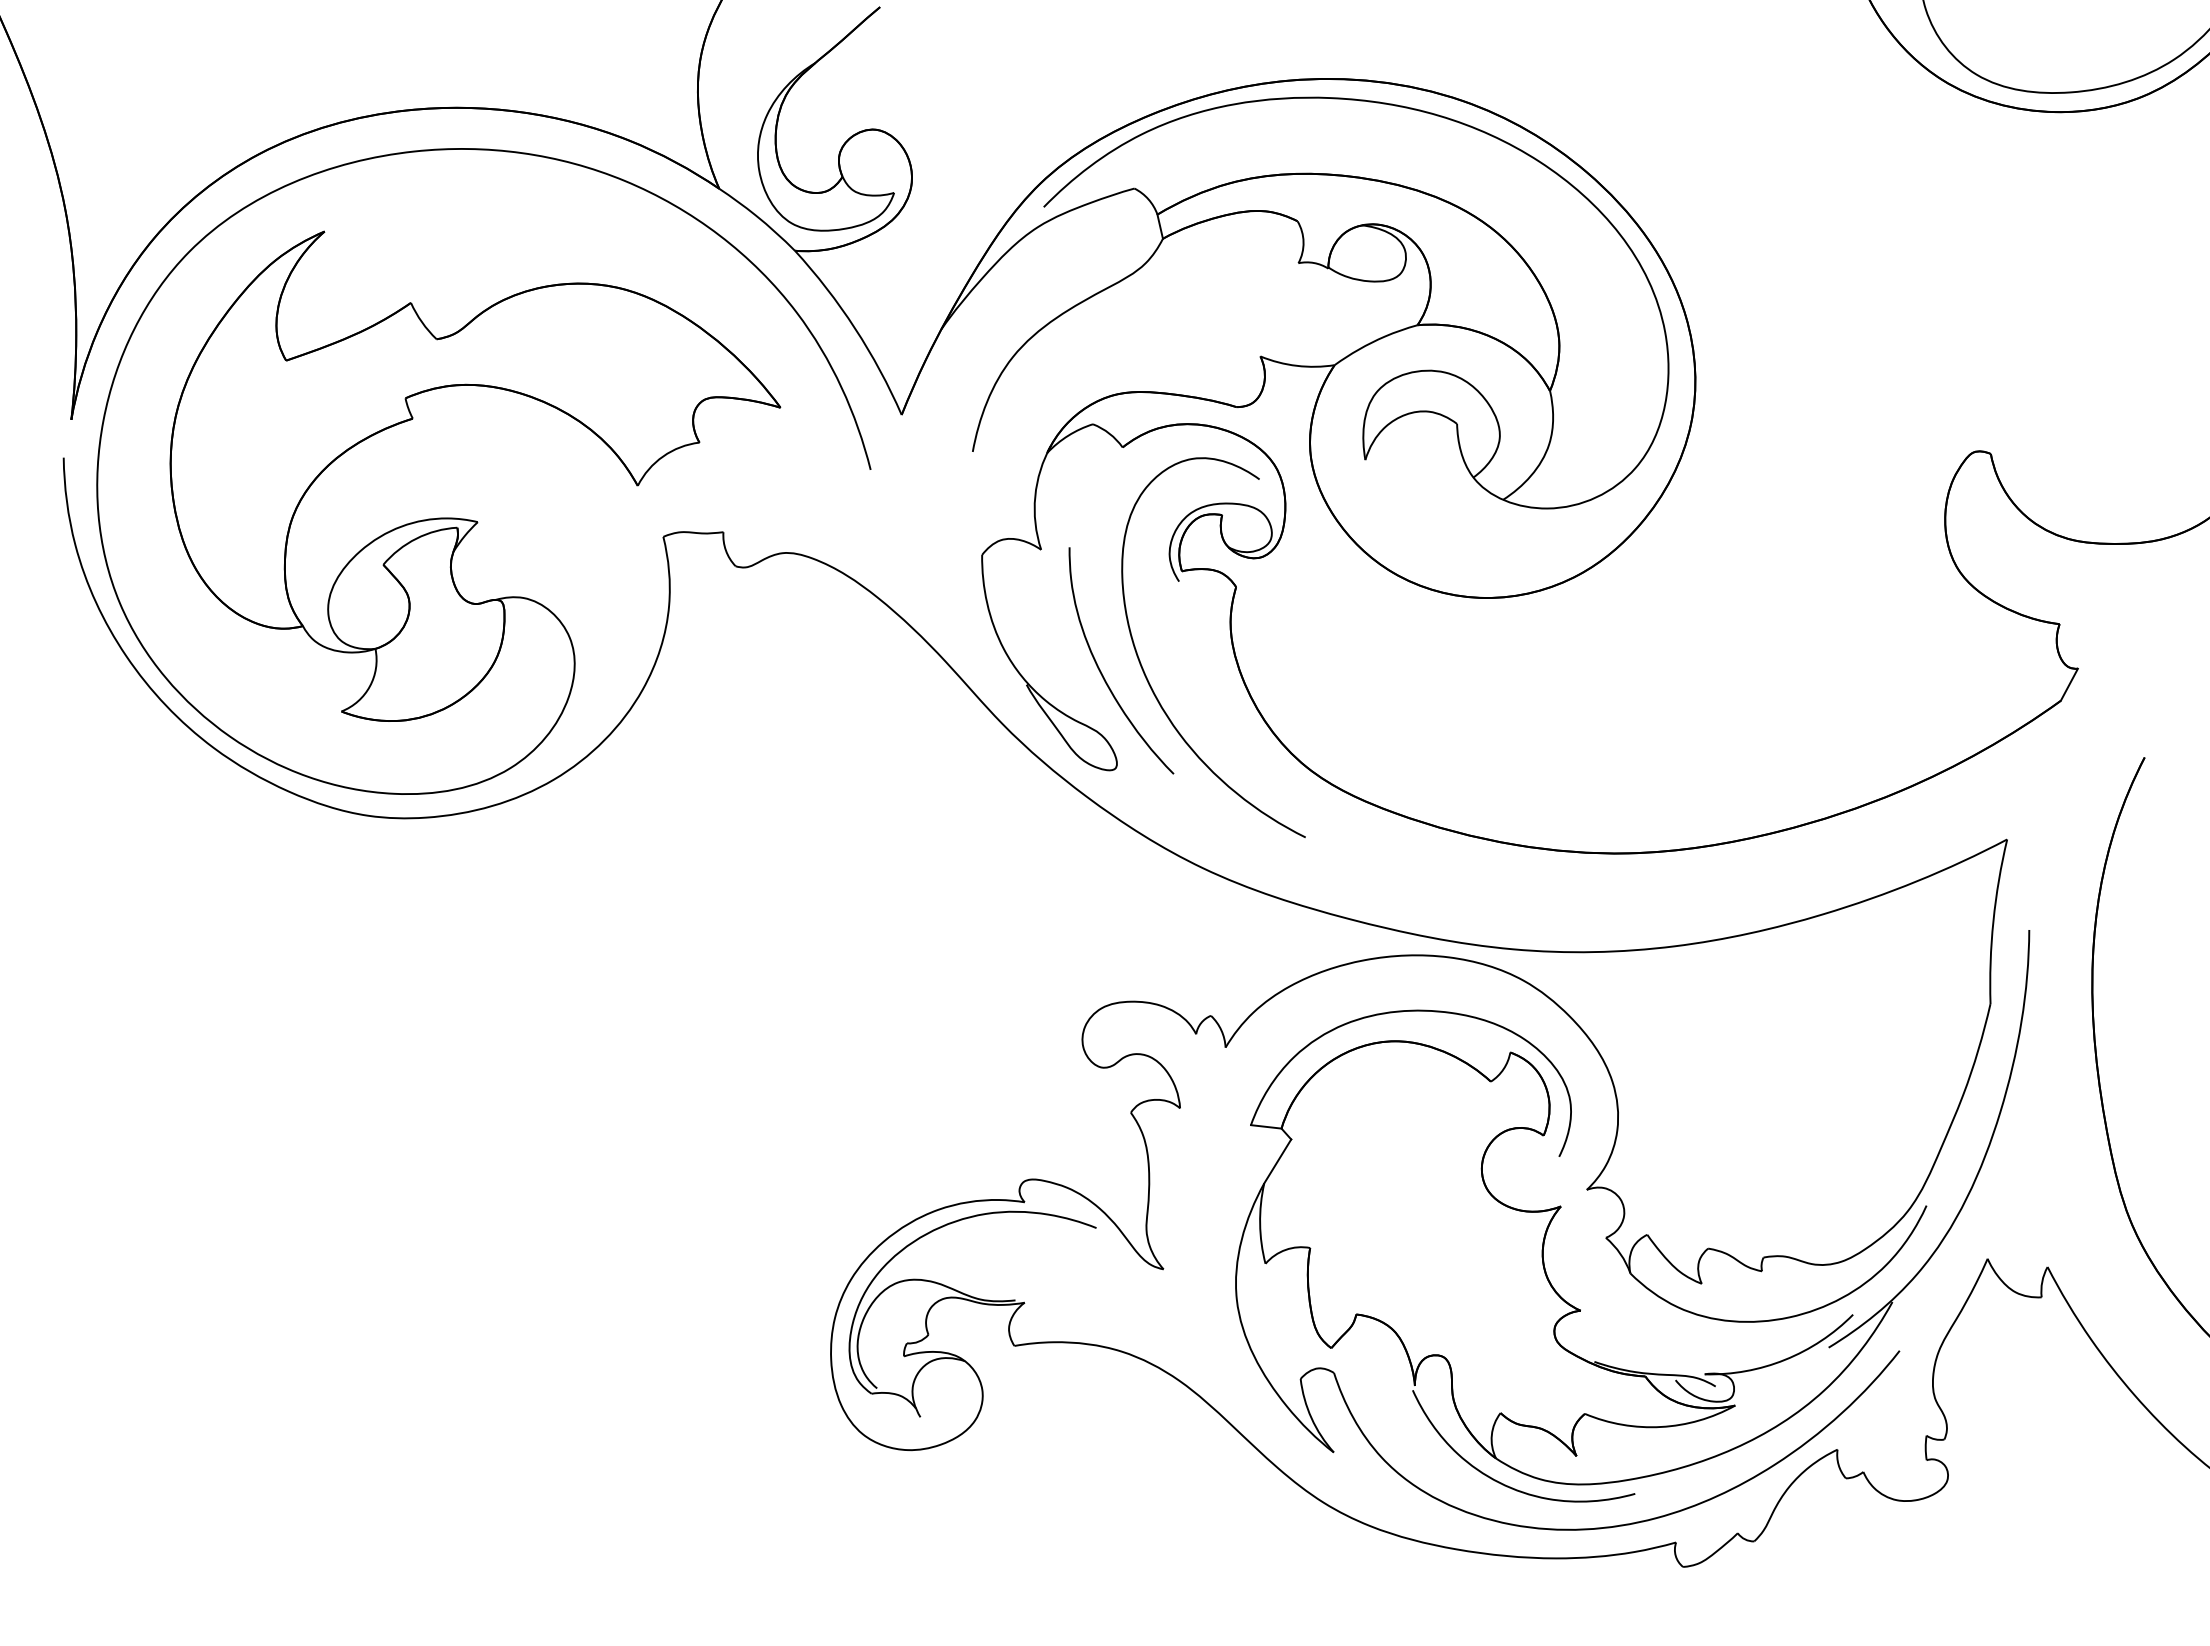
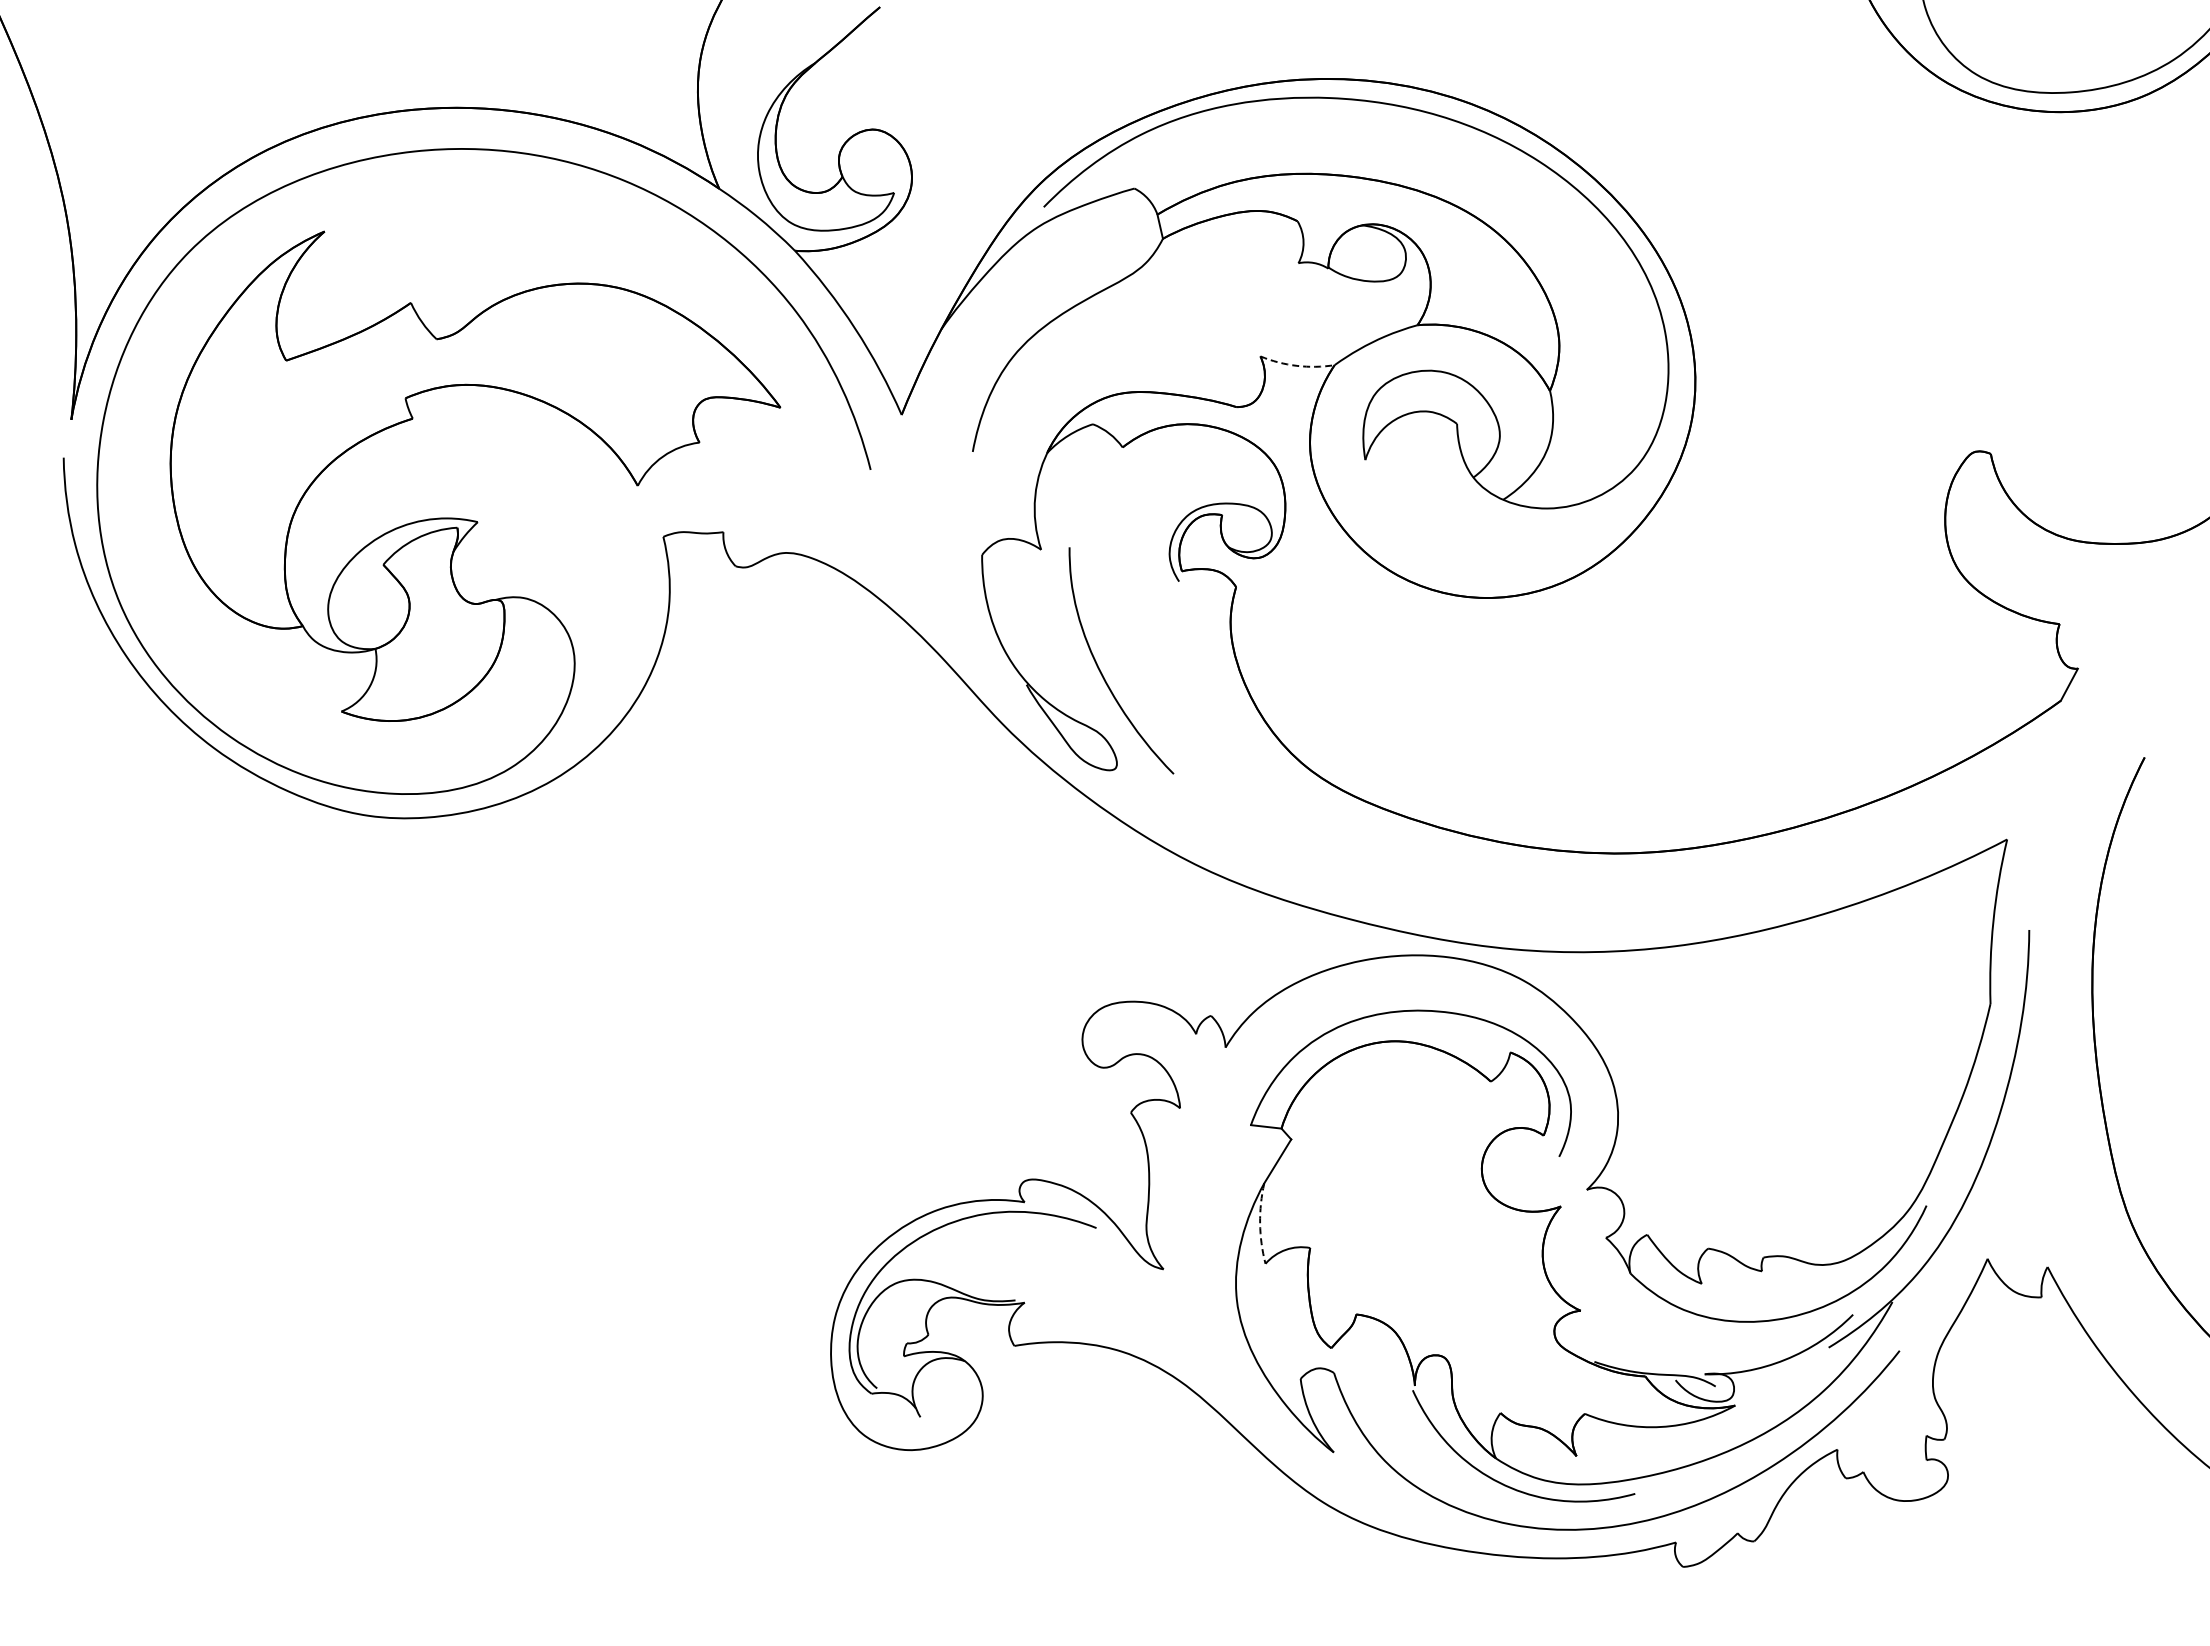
arc: solid -> dashed (1297, 365)
curve: present -> none (1148, 679)
arc: solid -> dashed (1260, 1223)
